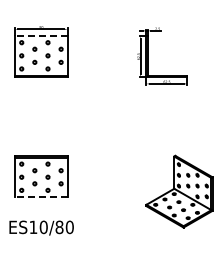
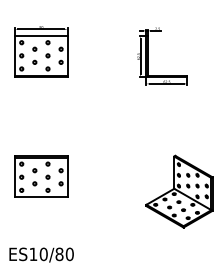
line: dashed -> solid (40, 36)
line: dashed -> solid (40, 196)
text position: (41, 227) -> (41, 254) (41, 254)
